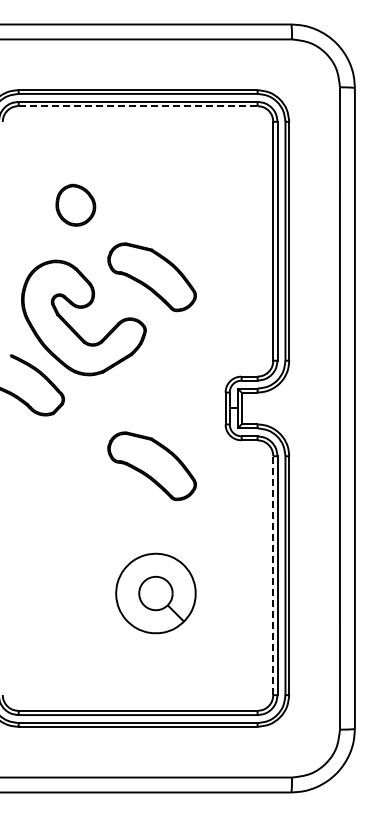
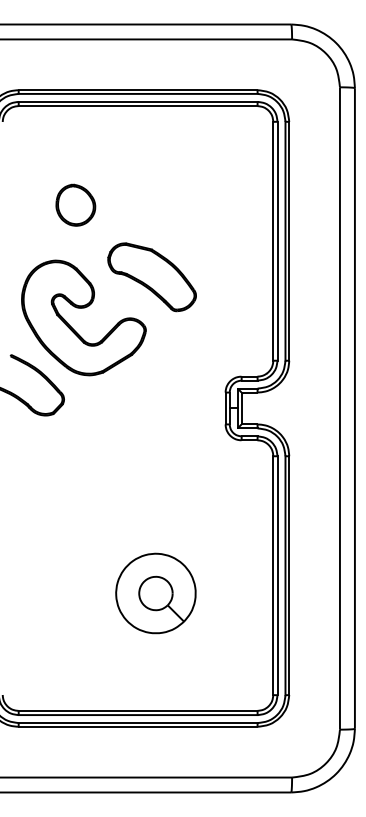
line: dashed -> solid (137, 106)
part: present -> none (151, 466)
line: dashed -> solid (273, 575)
